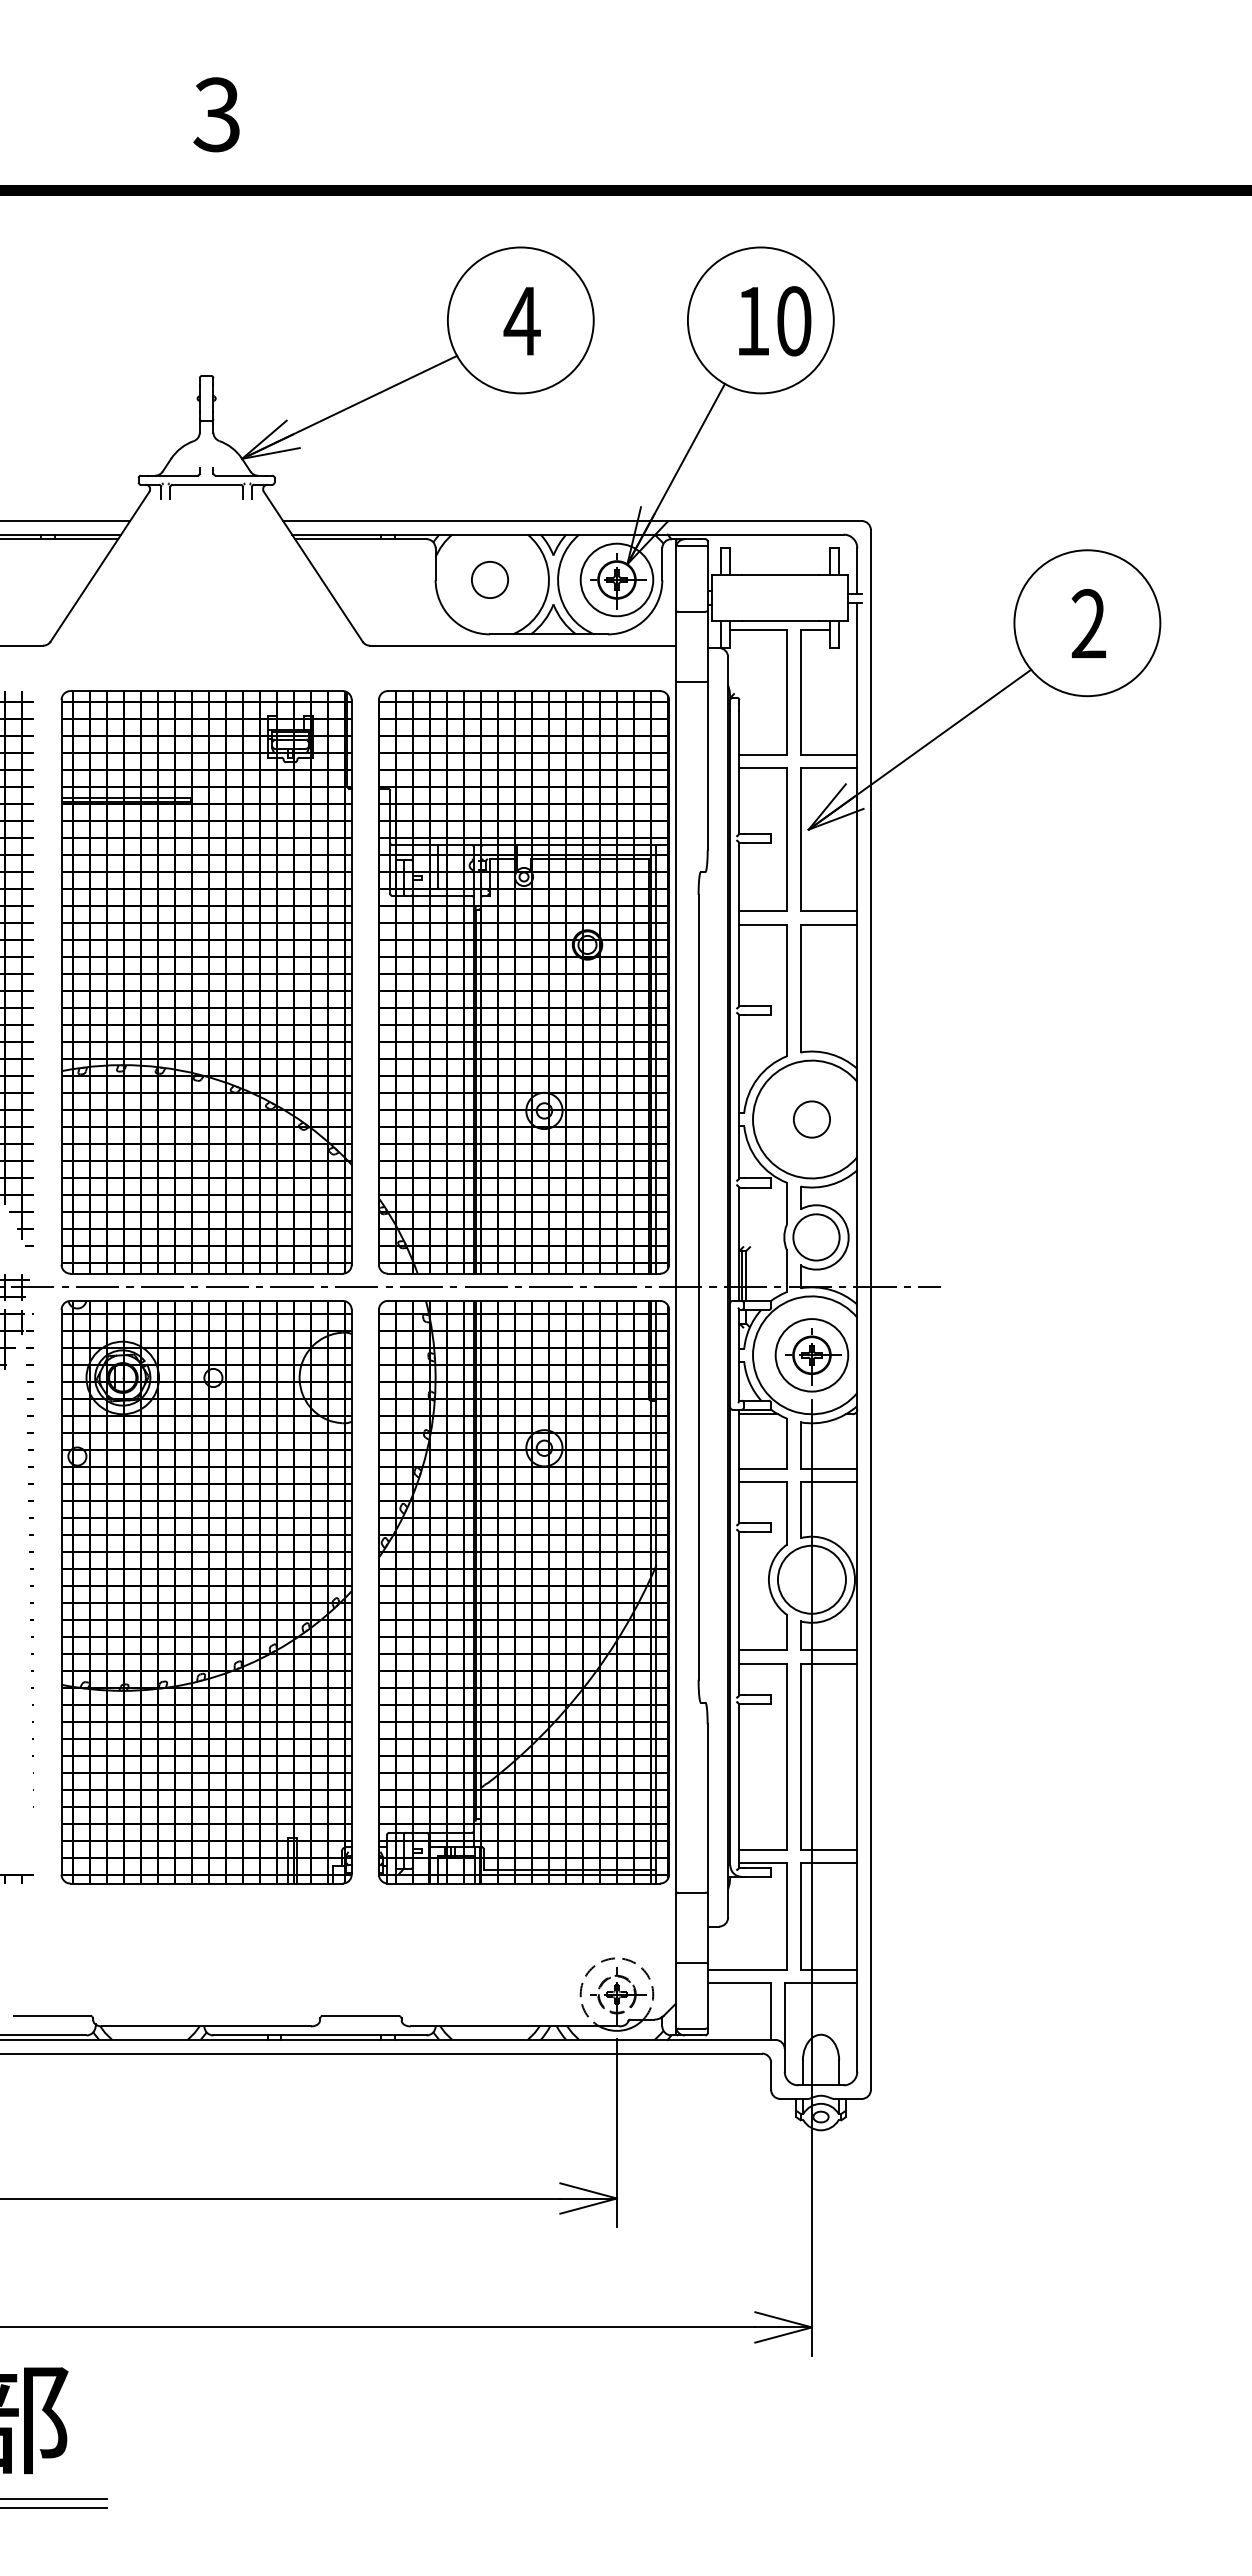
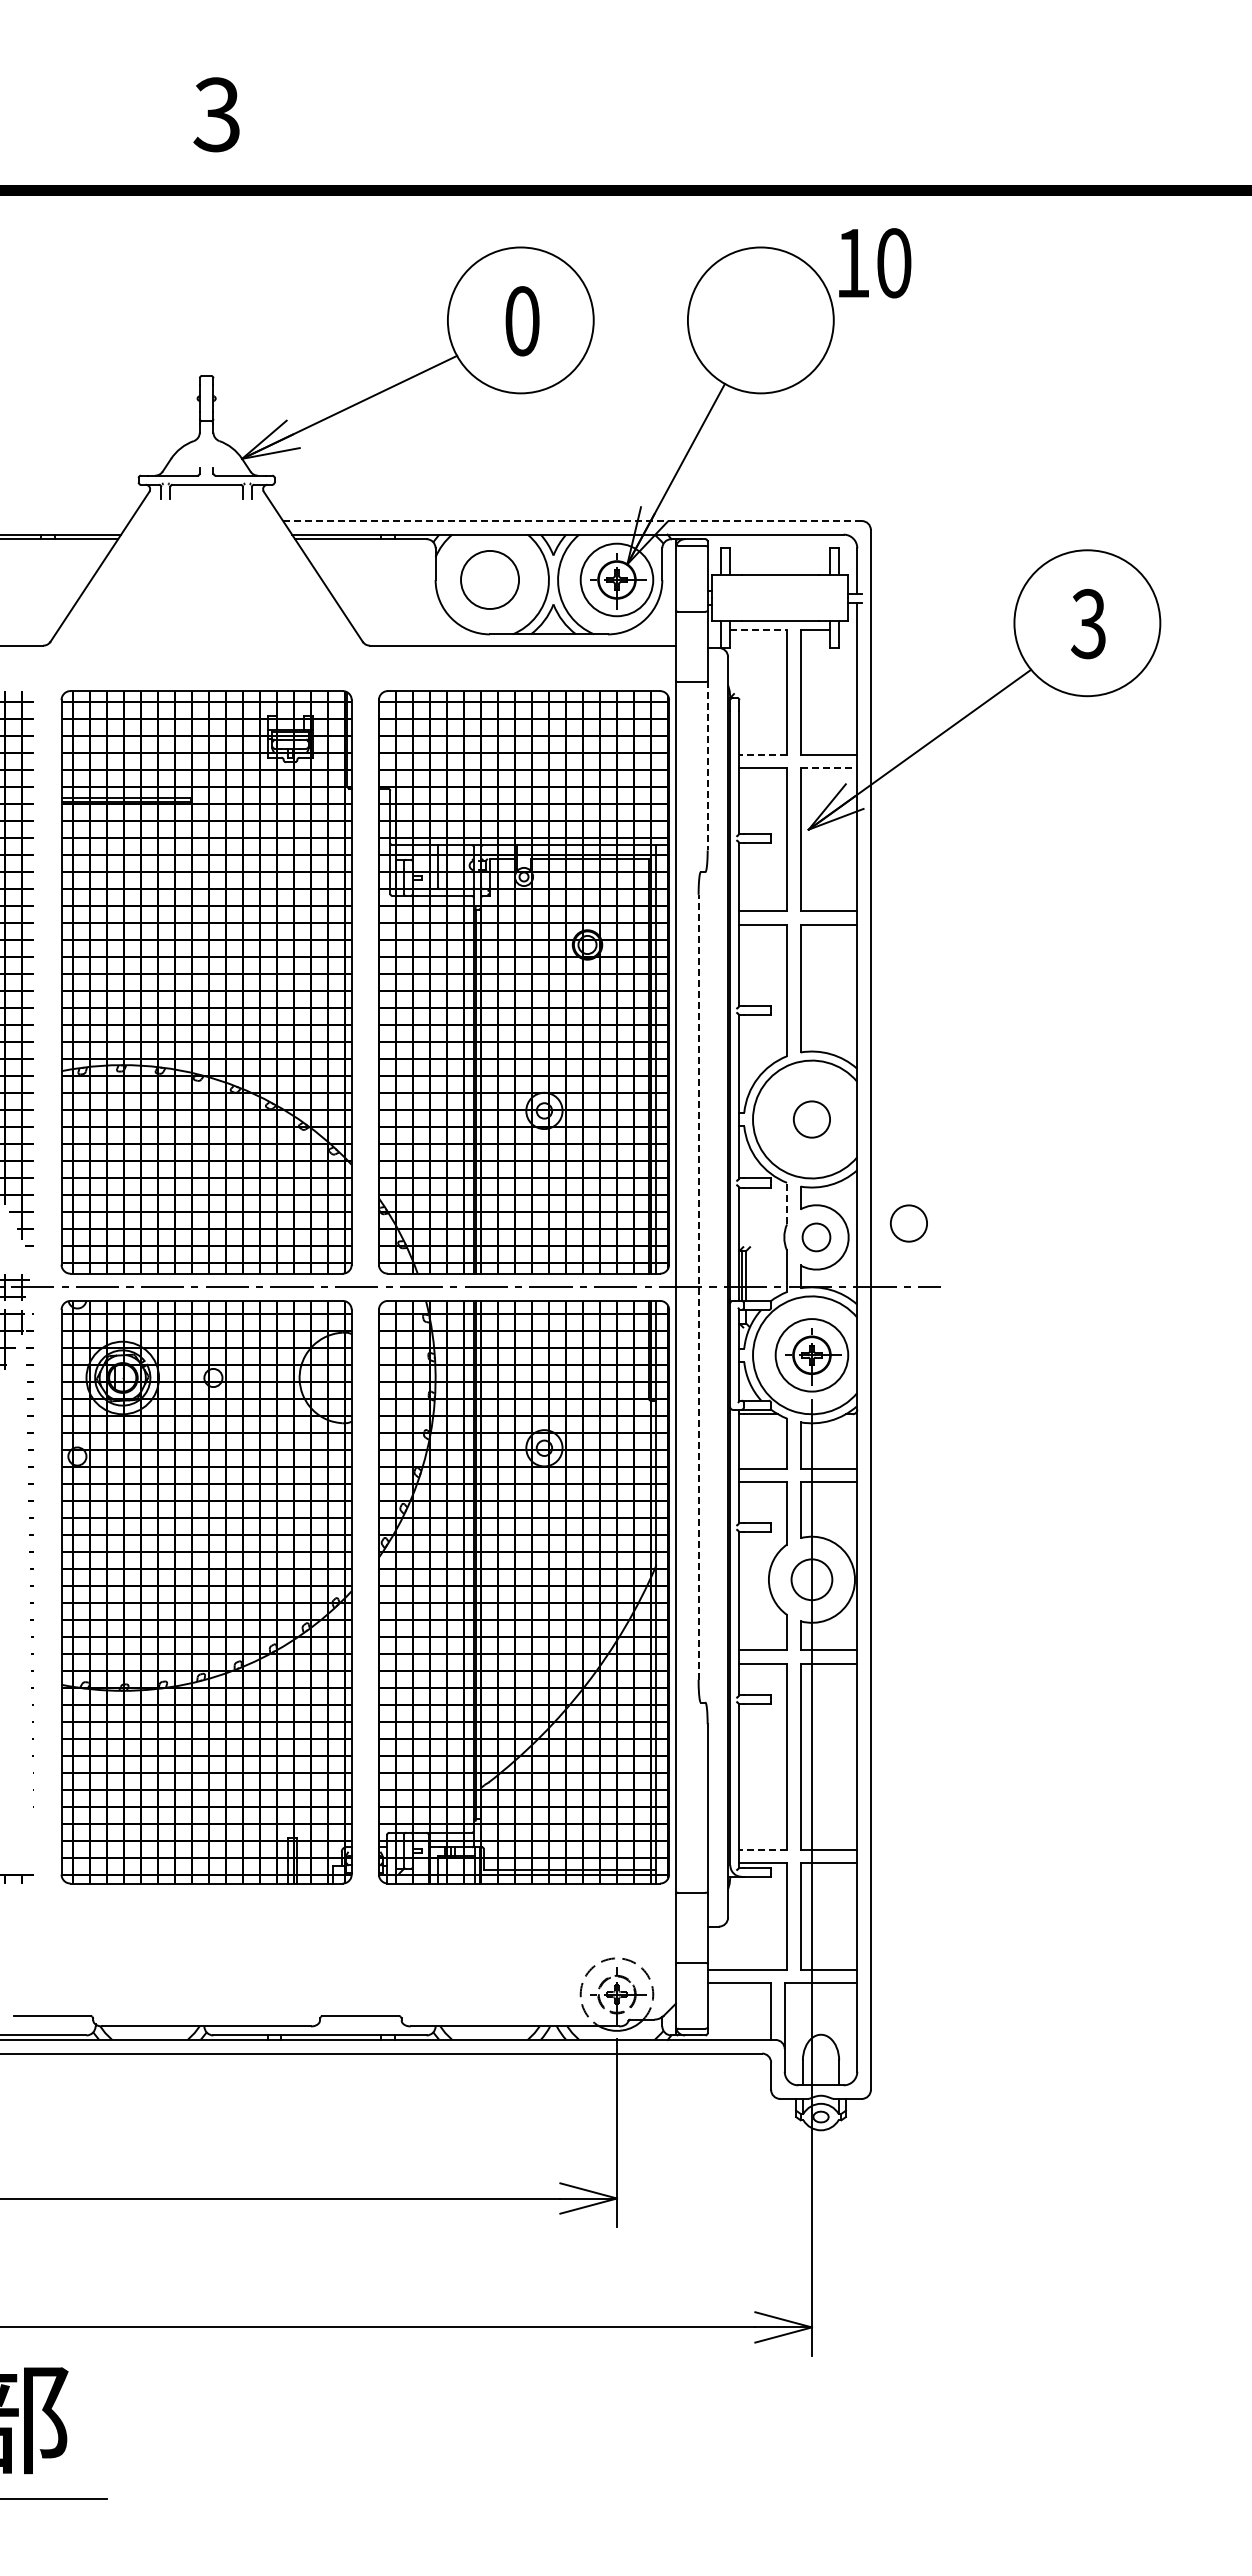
text: 4 -> 0 (521, 321)
text position: (775, 321) -> (875, 263) (875, 263)
line: present -> none (66, 521)
line: solid -> dashed (572, 521)
circle diameter: 36 px -> 58 px (490, 579)
text: 2 -> 3 (1088, 624)
line: solid -> dashed (759, 629)
line: solid -> dashed (763, 754)
line: solid -> dashed (707, 765)
line: solid -> dashed (829, 768)
line: solid -> dashed (787, 1203)
circle: none -> present (908, 1223)
circle diameter: 46 px -> 28 px (816, 1237)
line: solid -> dashed (698, 1287)
circle diameter: 68 px -> 41 px (811, 1579)
line: solid -> dashed (763, 1849)
line: present -> none (54, 2507)
